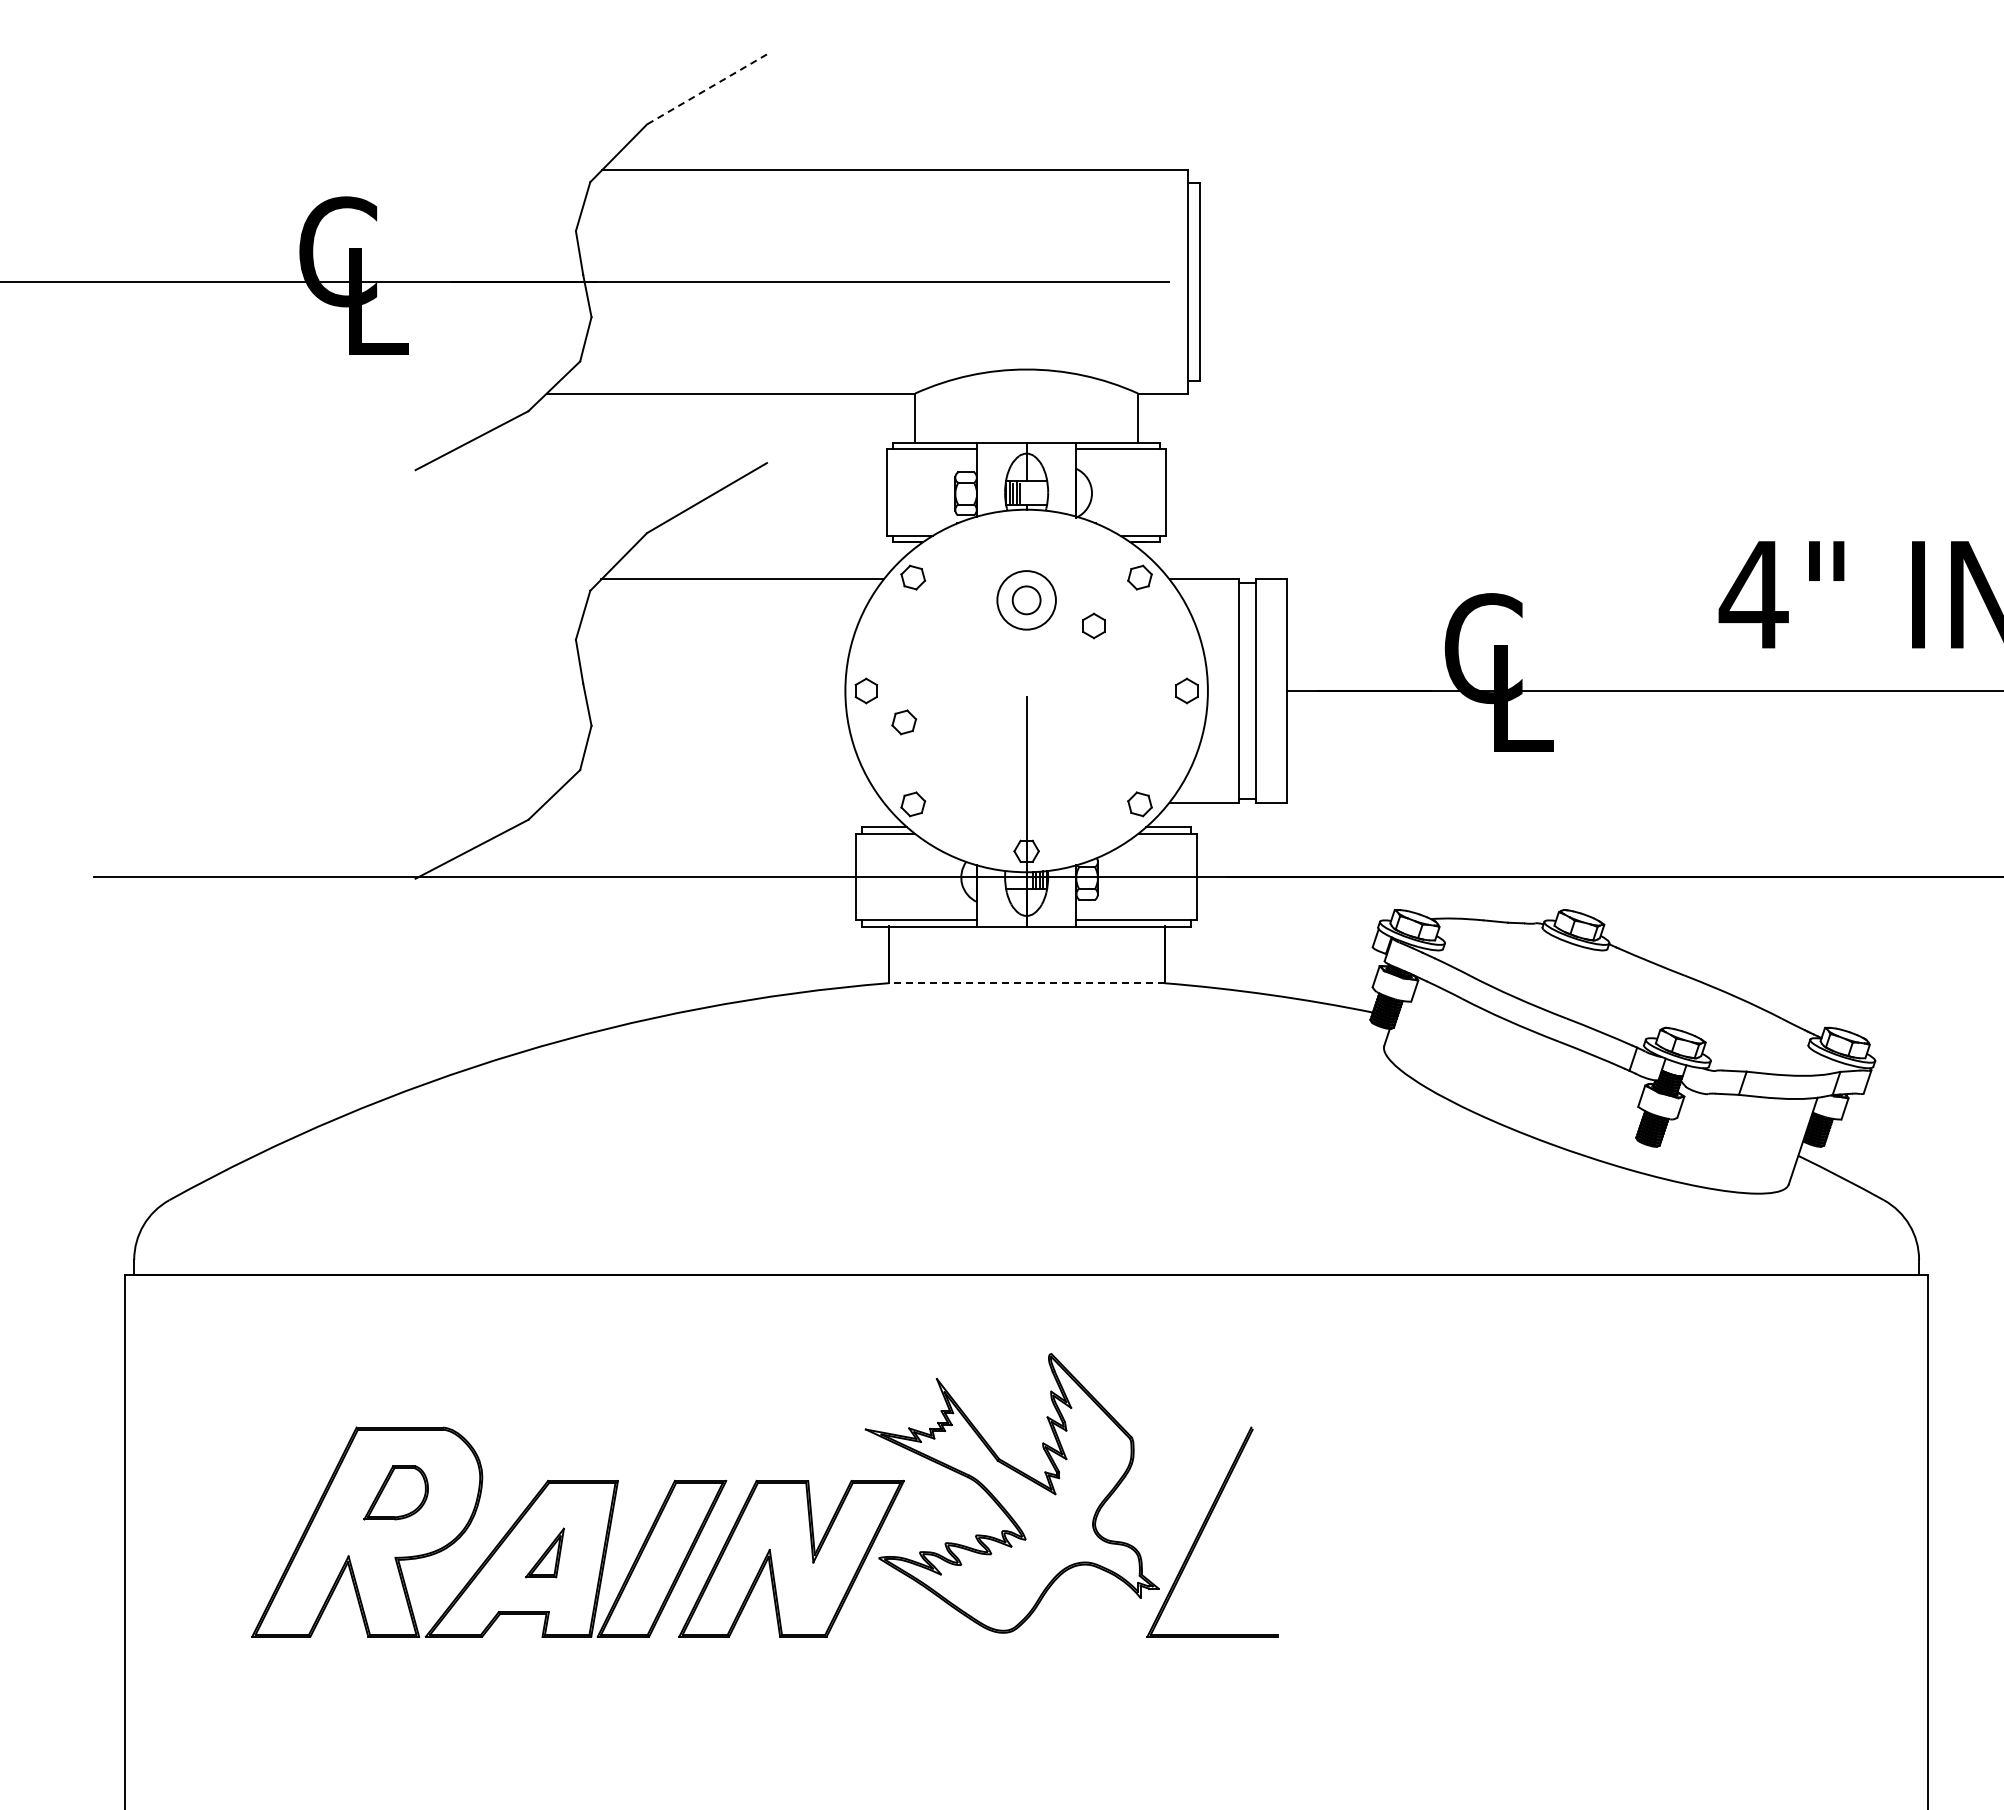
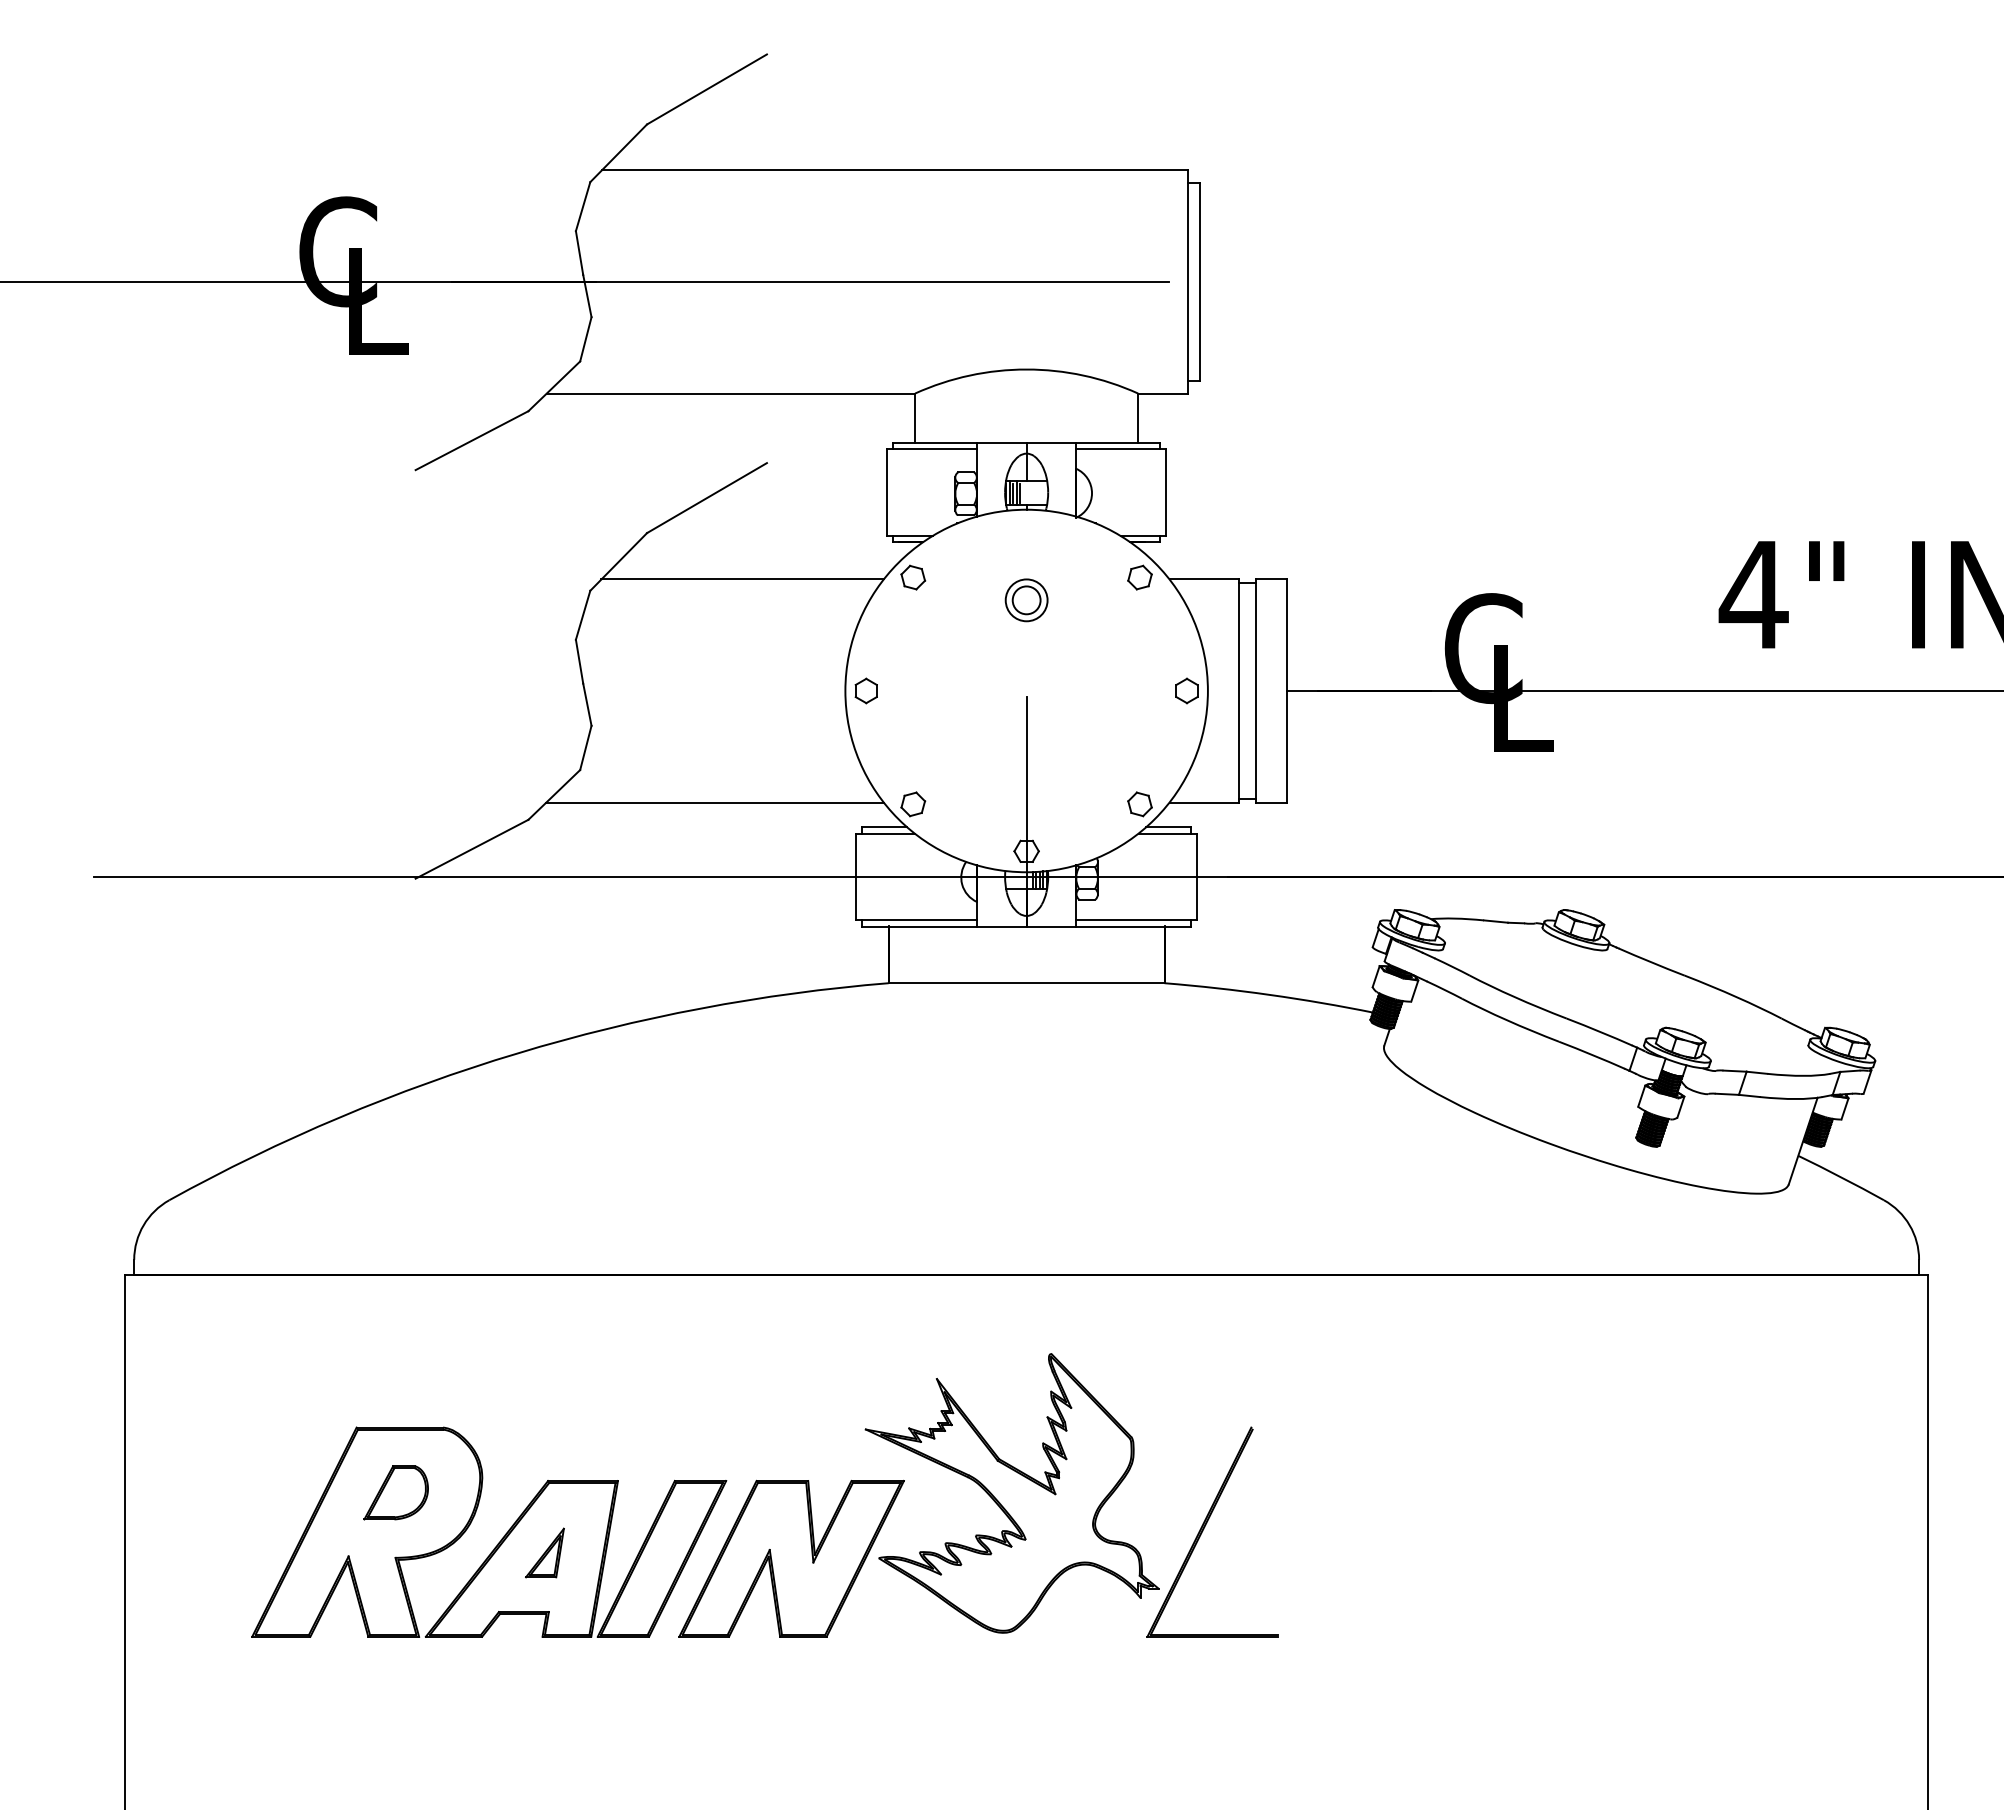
line: dashed -> solid (706, 89)
circle diameter: 59 px -> 42 px (1026, 600)
part: present -> none (1093, 625)
part: present -> none (904, 722)
line: none -> present (714, 802)
line: dashed -> solid (1026, 983)
